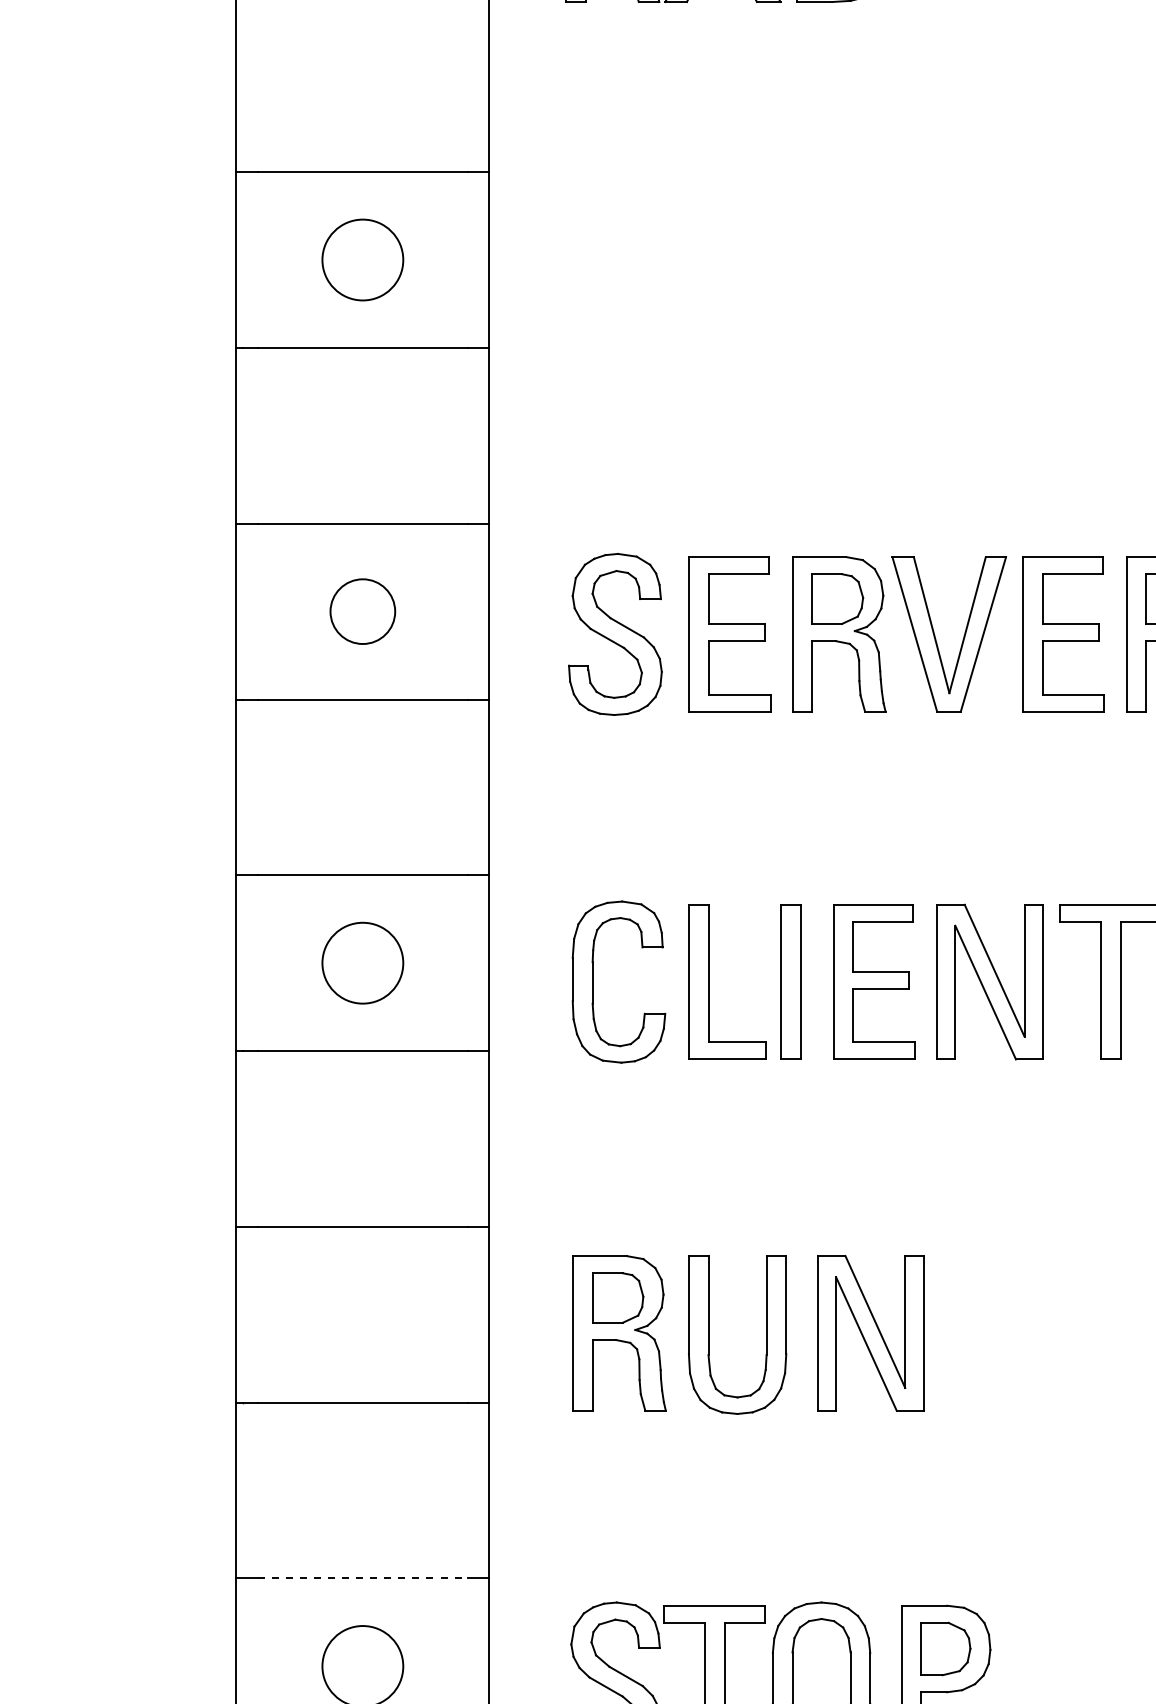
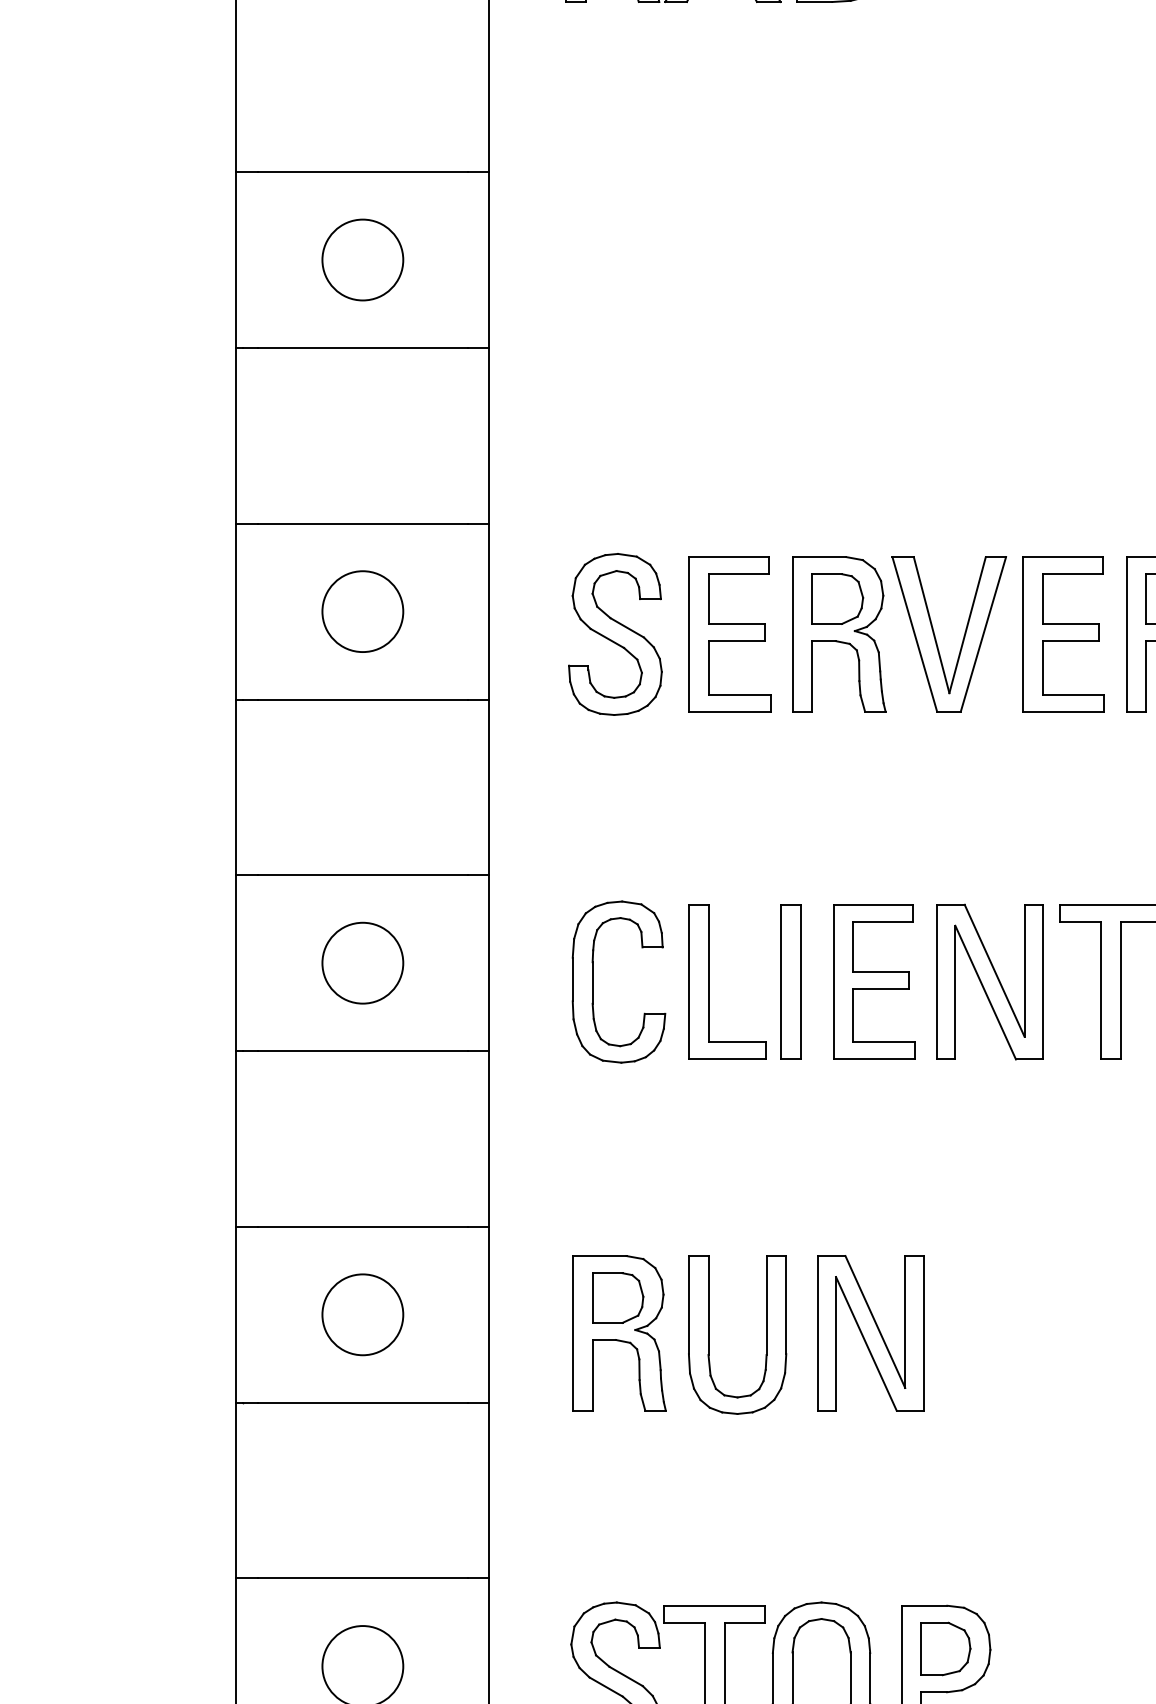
circle diameter: 65 px -> 81 px (362, 611)
circle: none -> present (362, 1314)
line: dashed -> solid (363, 1578)
